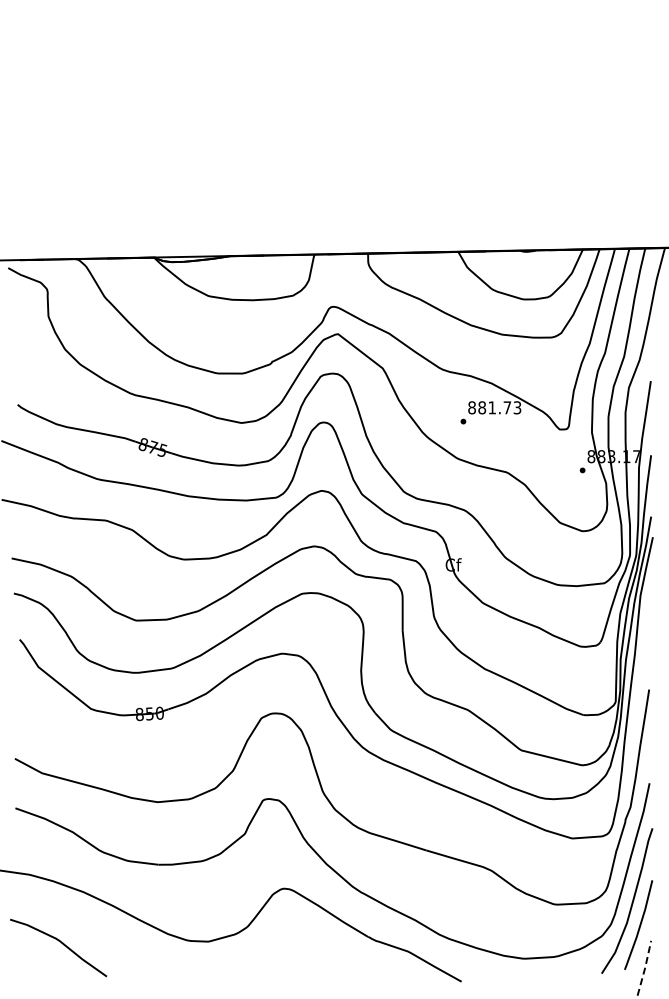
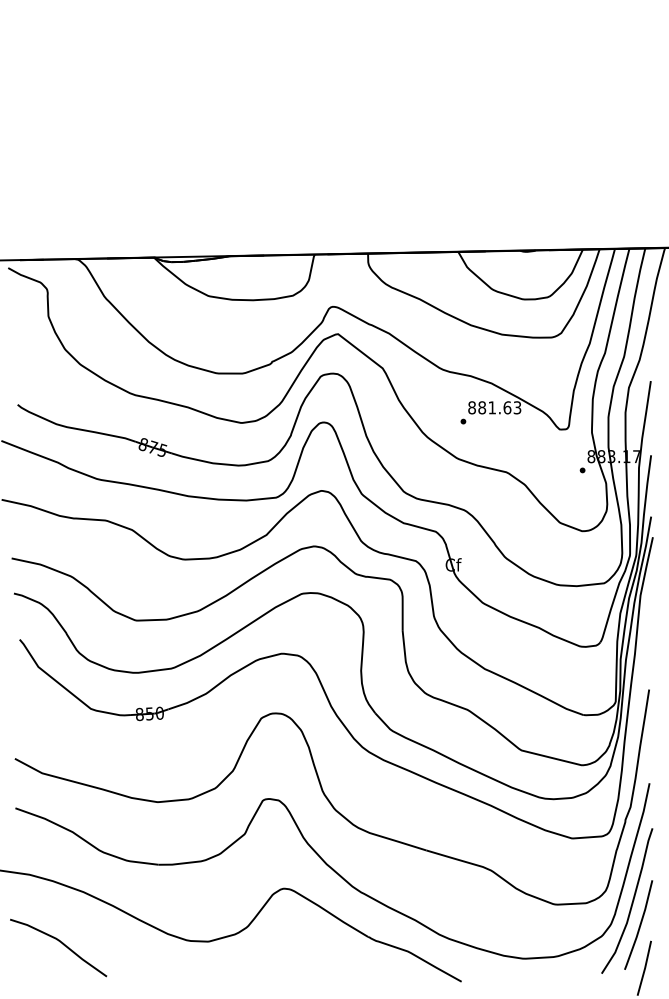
text: 881.73 -> 881.63 (507, 407)
line: dashed -> solid (645, 968)
